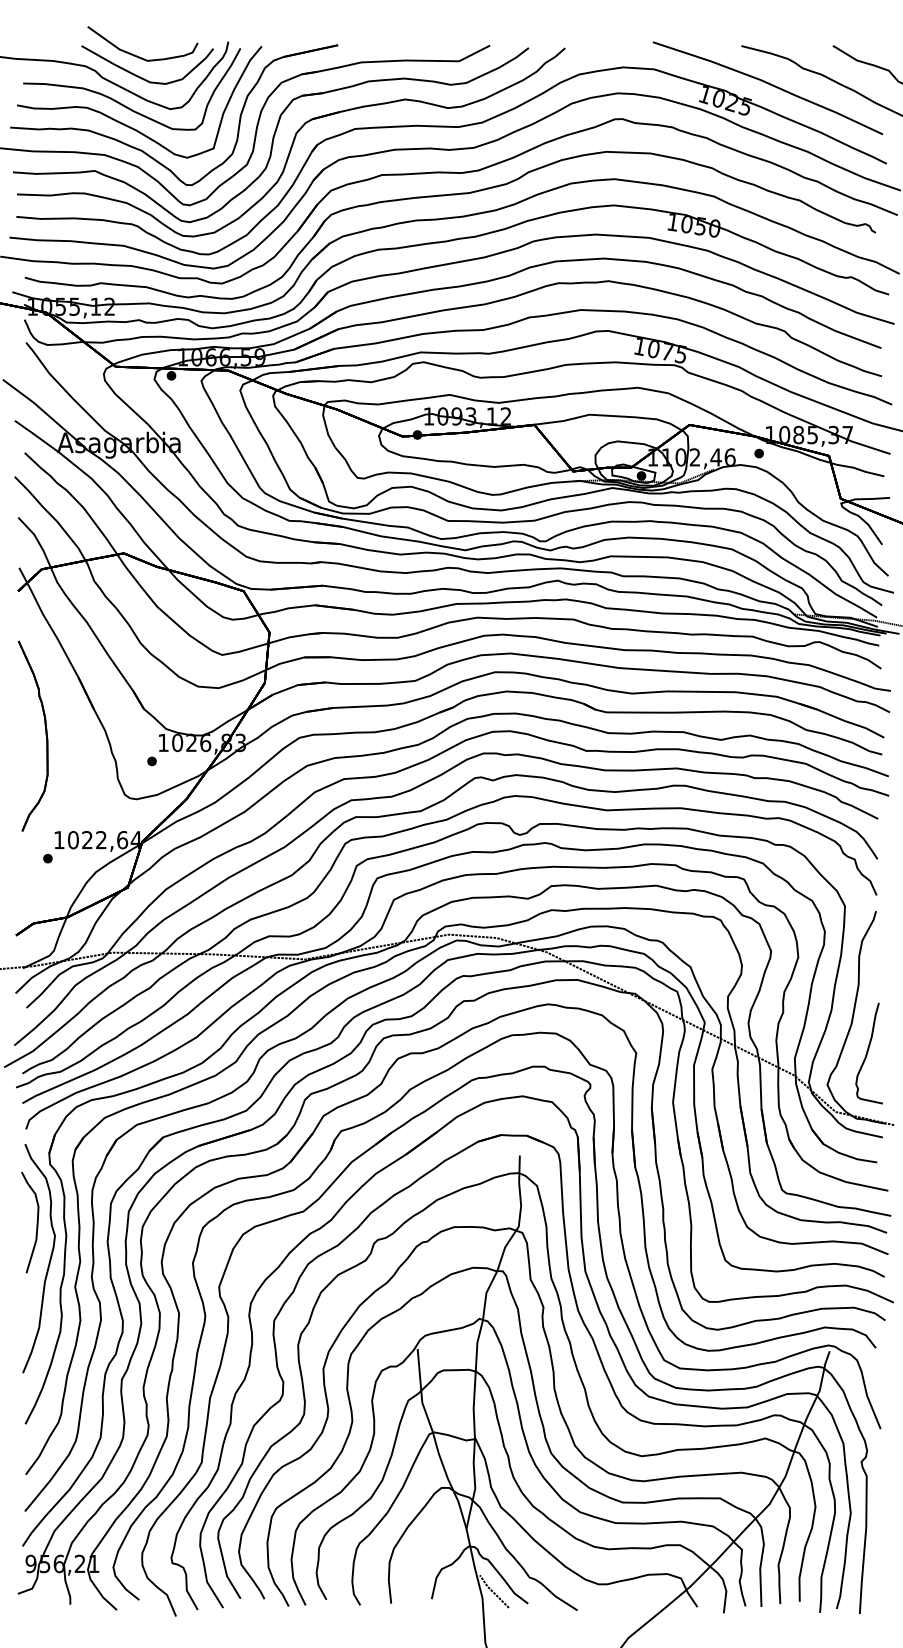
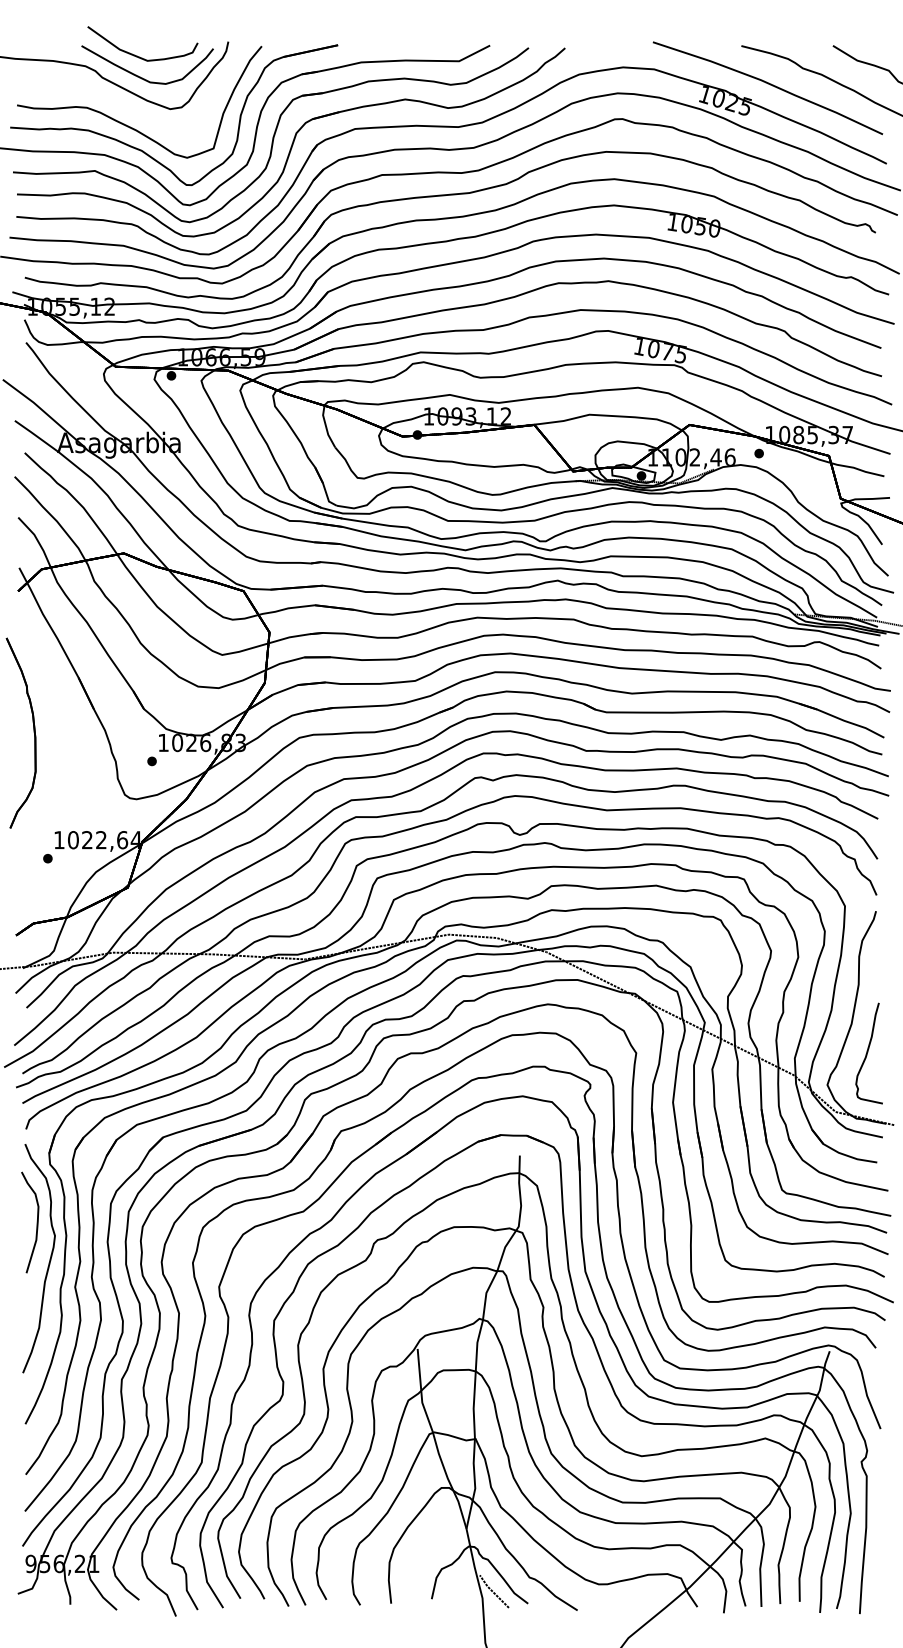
part: present -> none (122, 103)
part position: (45, 735) -> (33, 732) (33, 732)
